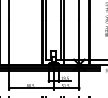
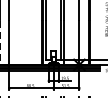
line: solid -> dashed (0, 43)
